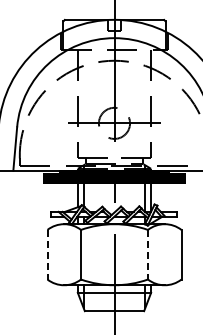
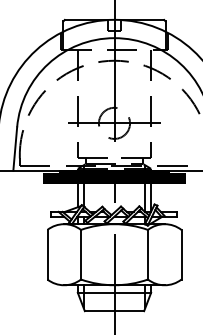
line: dashed -> solid (47, 254)
line: dashed -> solid (147, 254)
